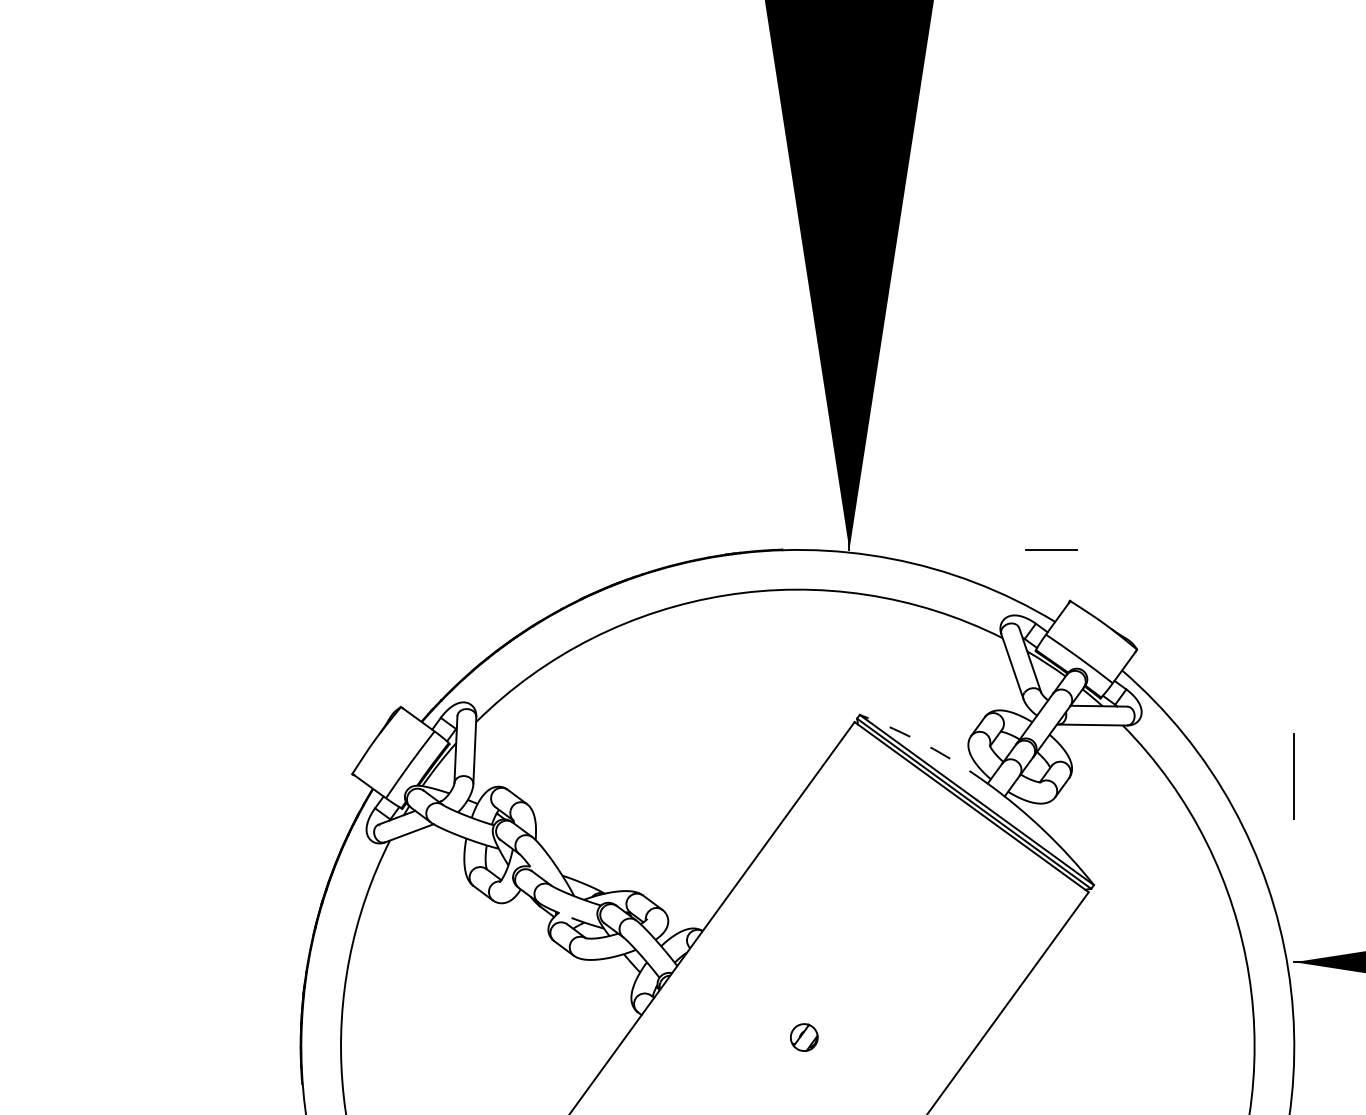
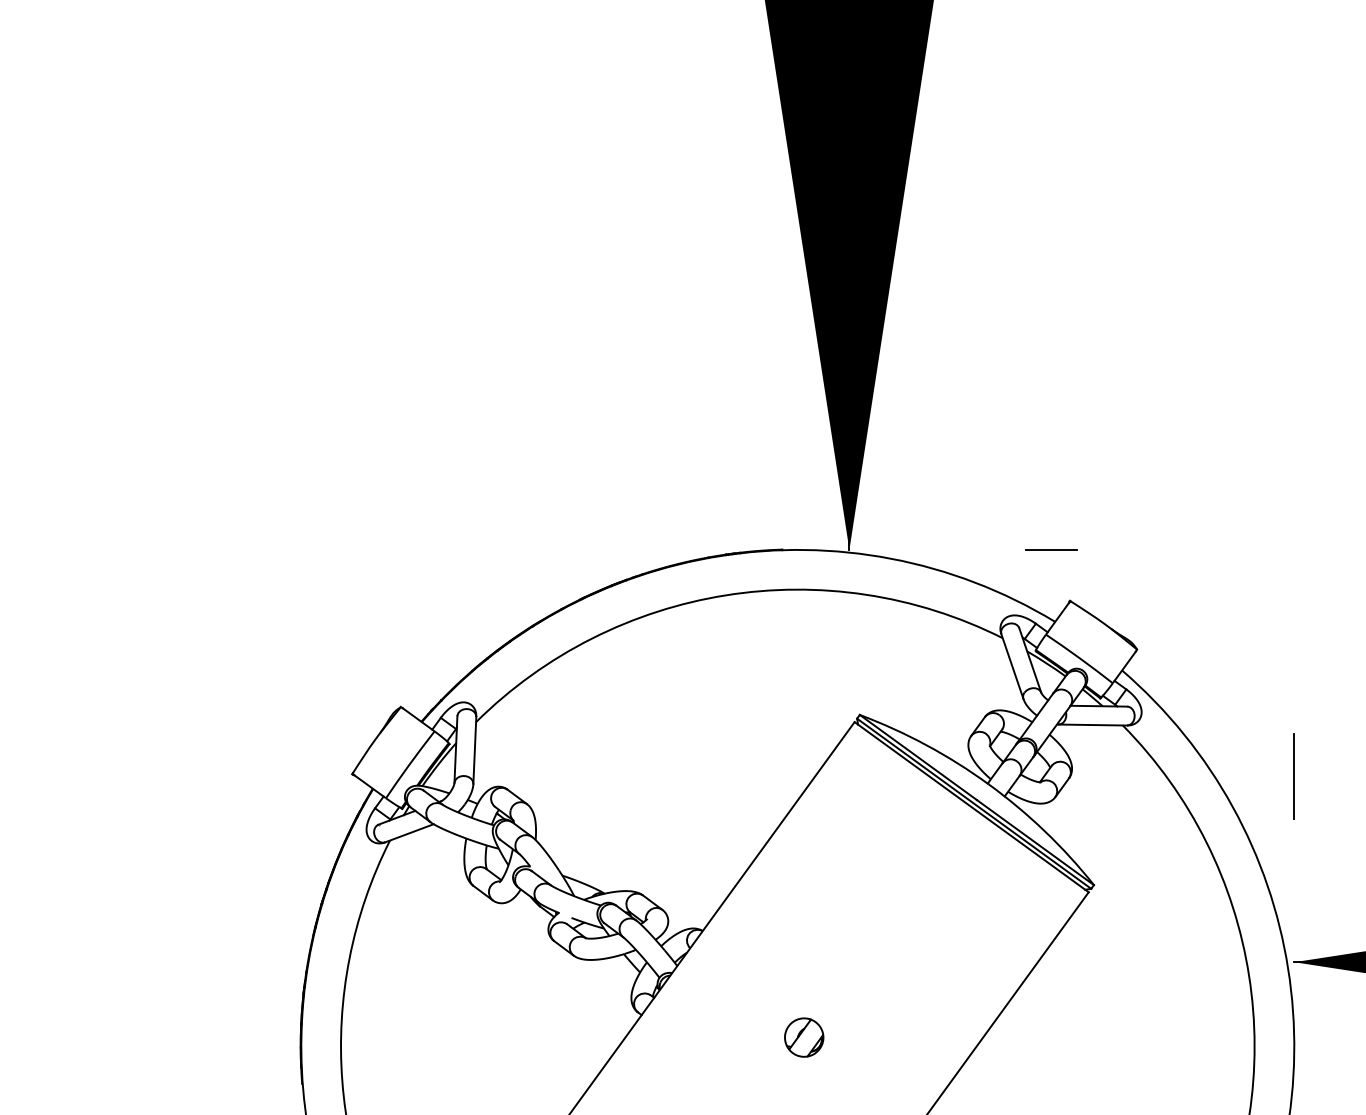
arc: dashed -> solid (926, 745)
part size: 29x29 px -> 41x41 px (804, 1037)
